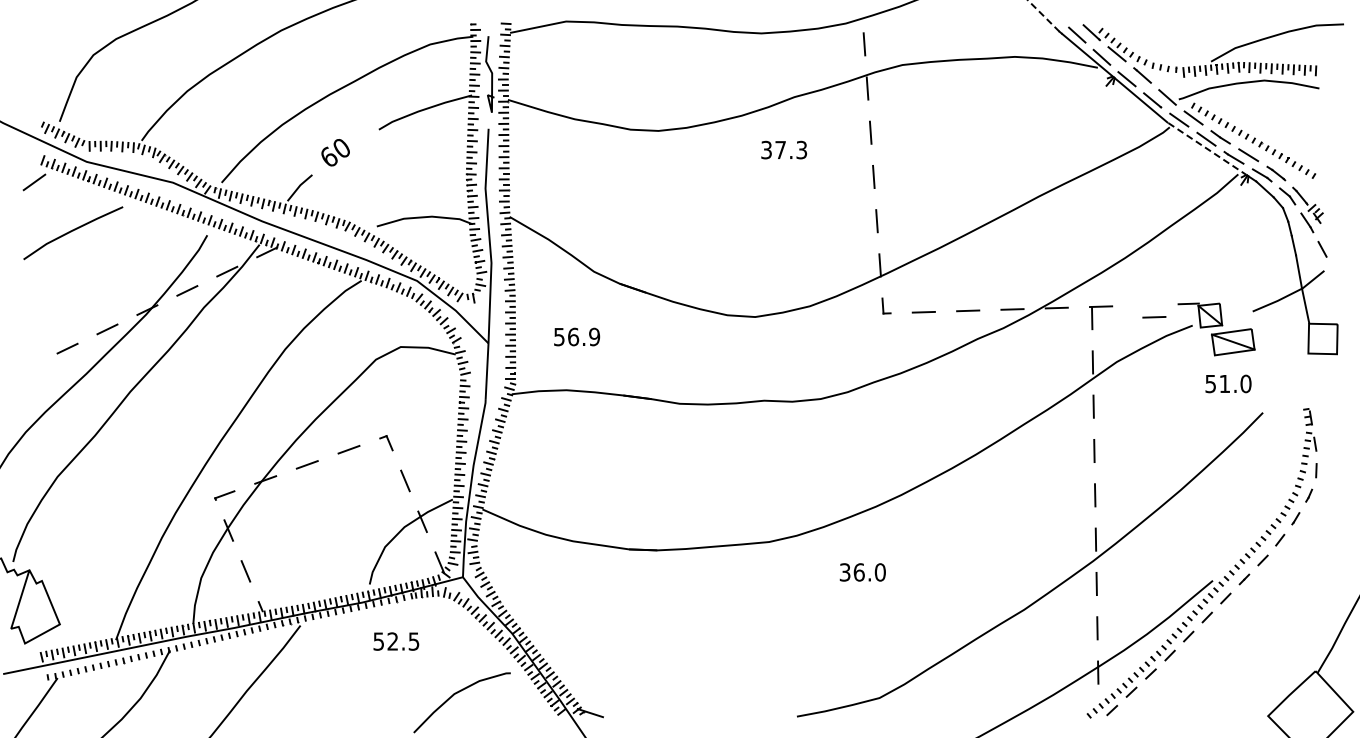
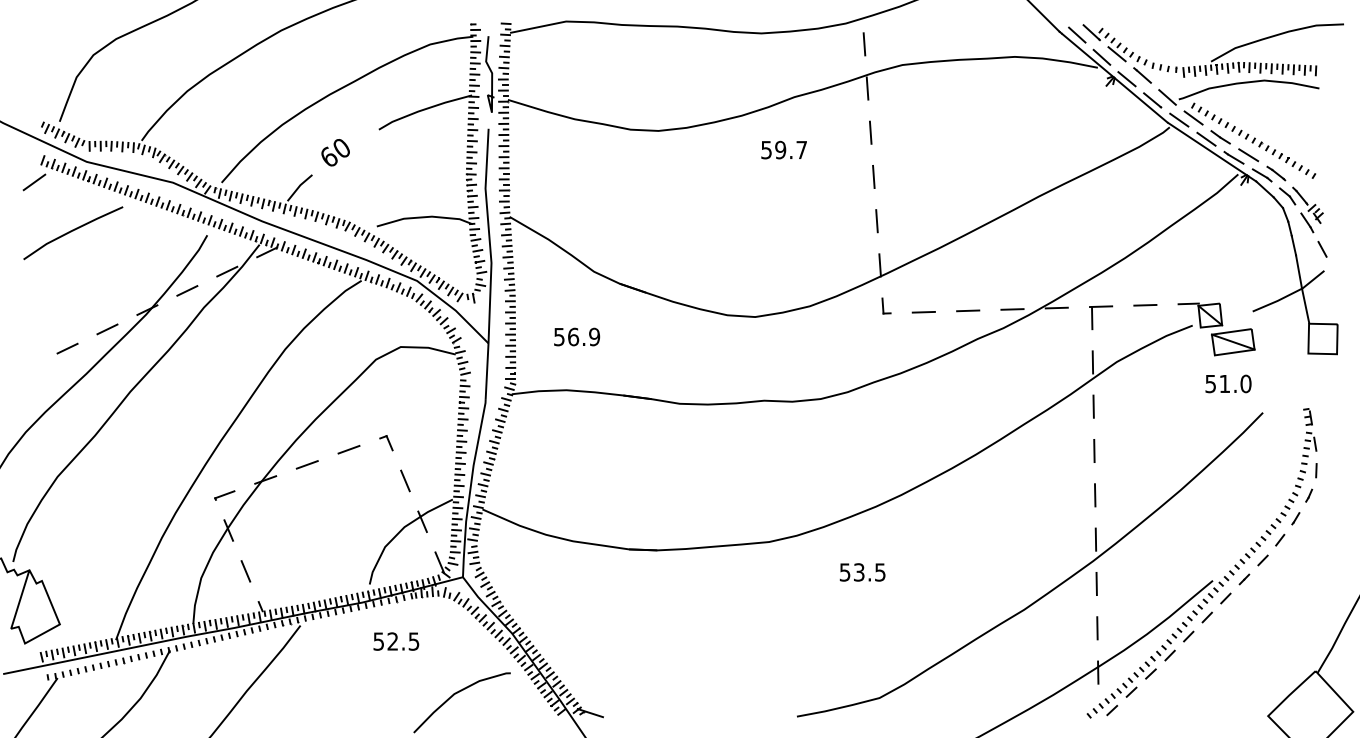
line: dashed -> solid (1043, 15)
text: 37.3 -> 59.7 (784, 149)
line: dashed -> solid (1208, 149)
line position: (1154, 317) -> (1145, 305) (1145, 305)
text: 36.0 -> 53.5 (862, 572)
